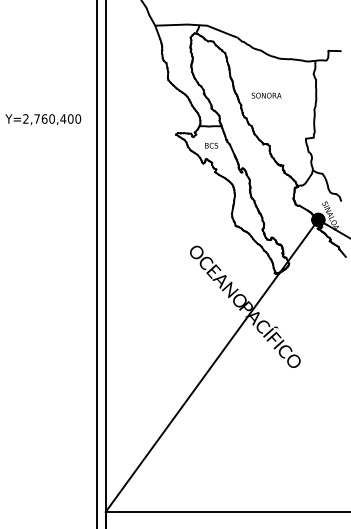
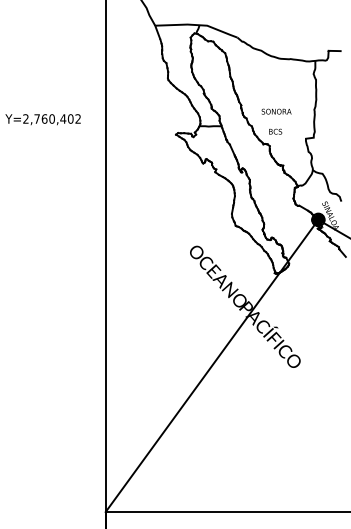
text position: (266, 95) -> (276, 111) (276, 111)
text: Y=2,760,400 -> Y=2,760,402 (78, 118)
text position: (211, 145) -> (275, 131) (275, 131)
line: present -> none (96, 263)
